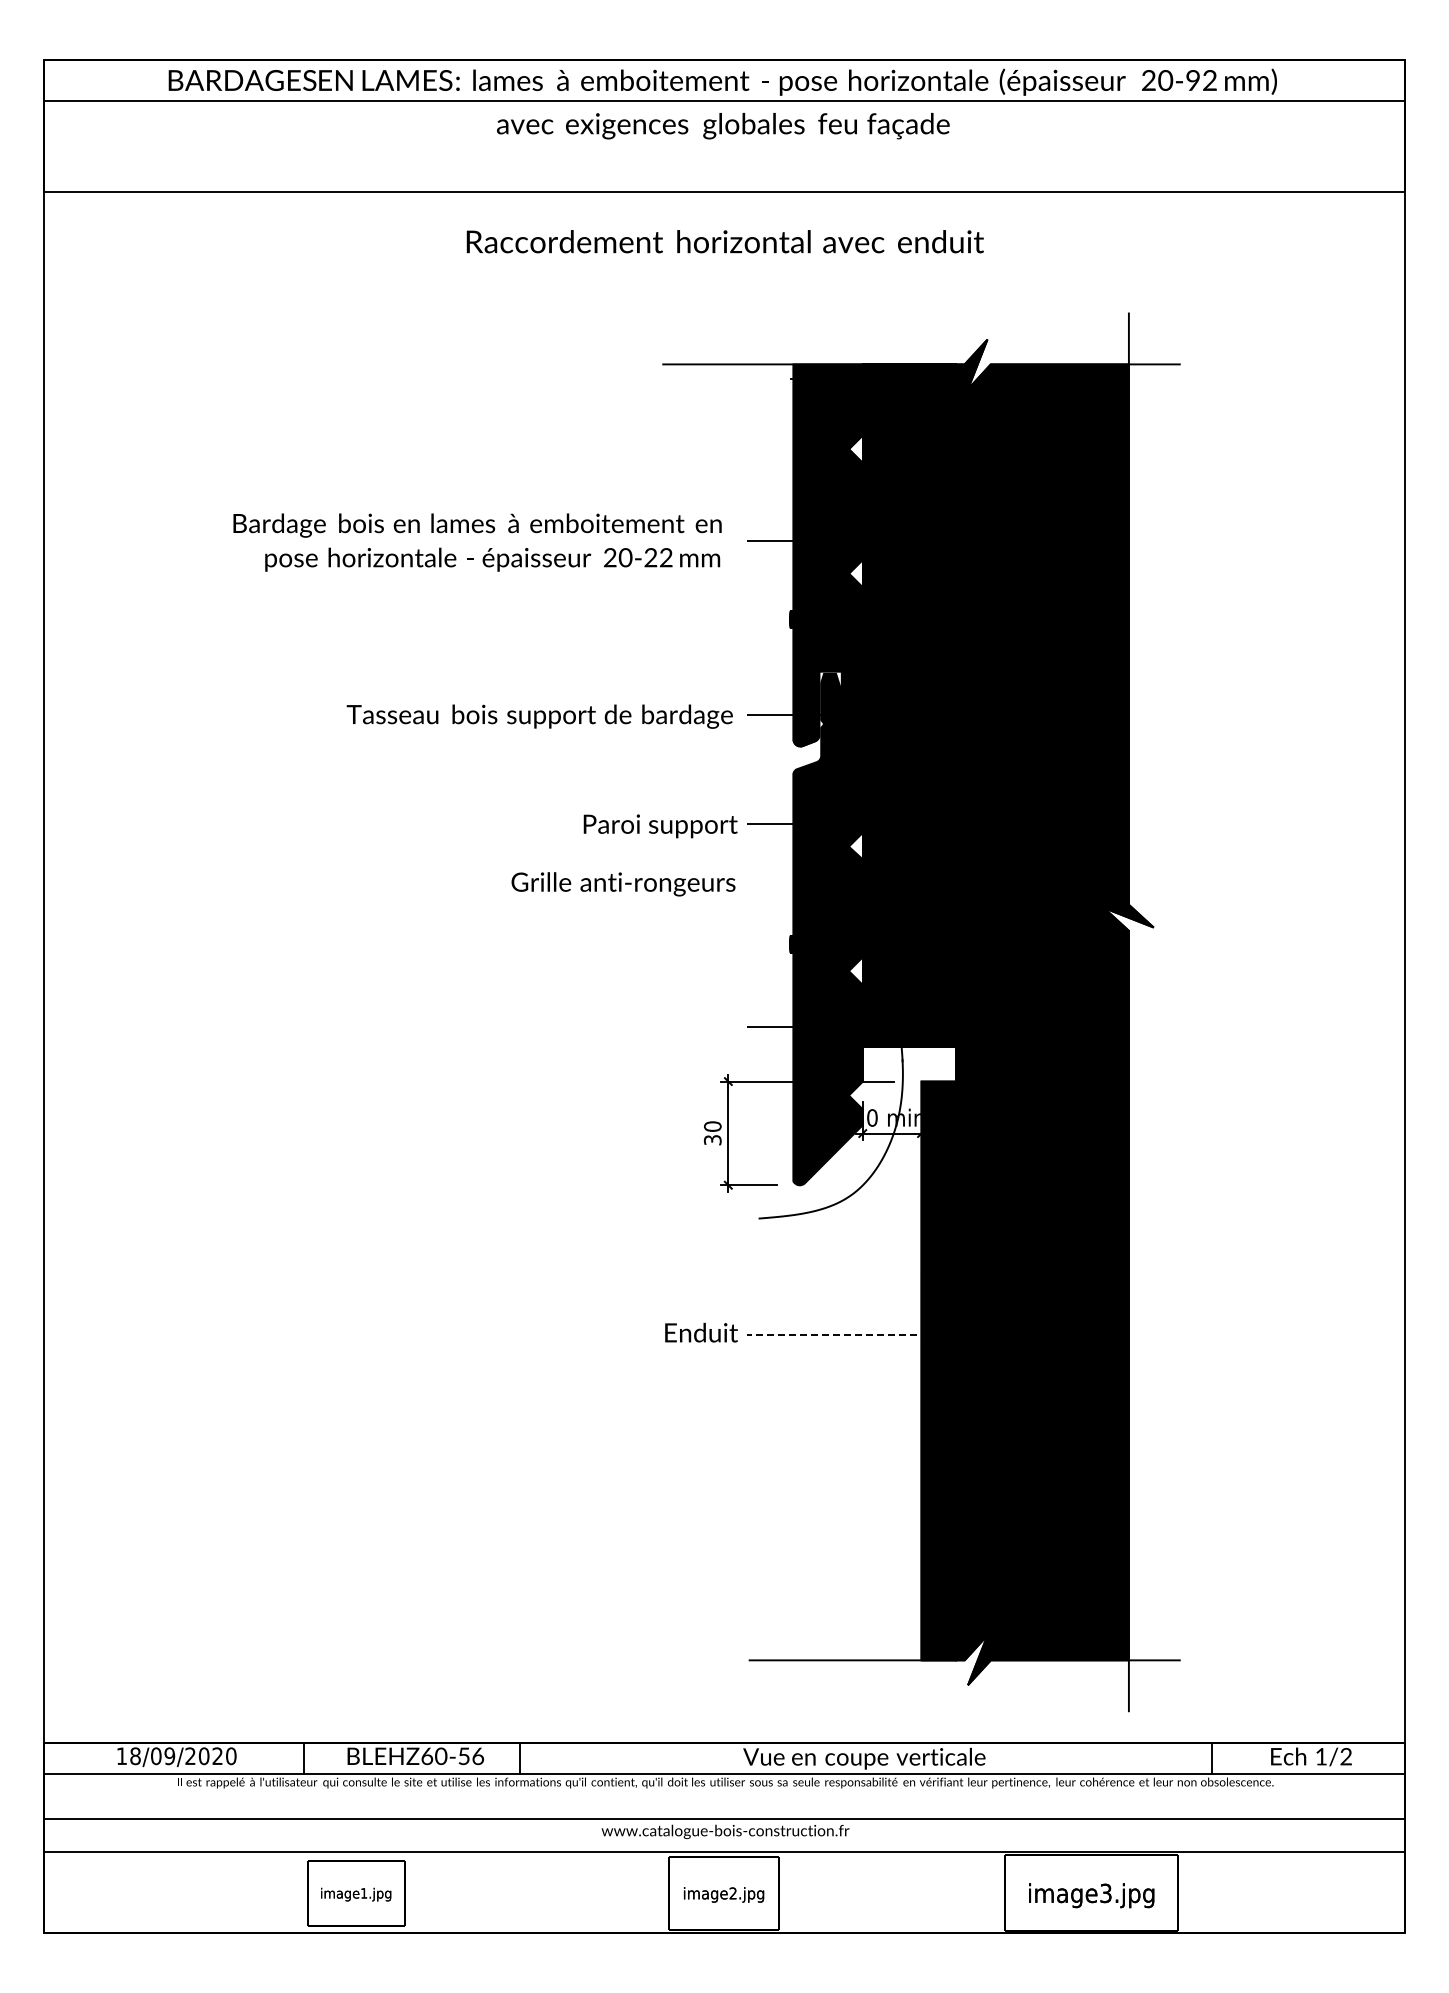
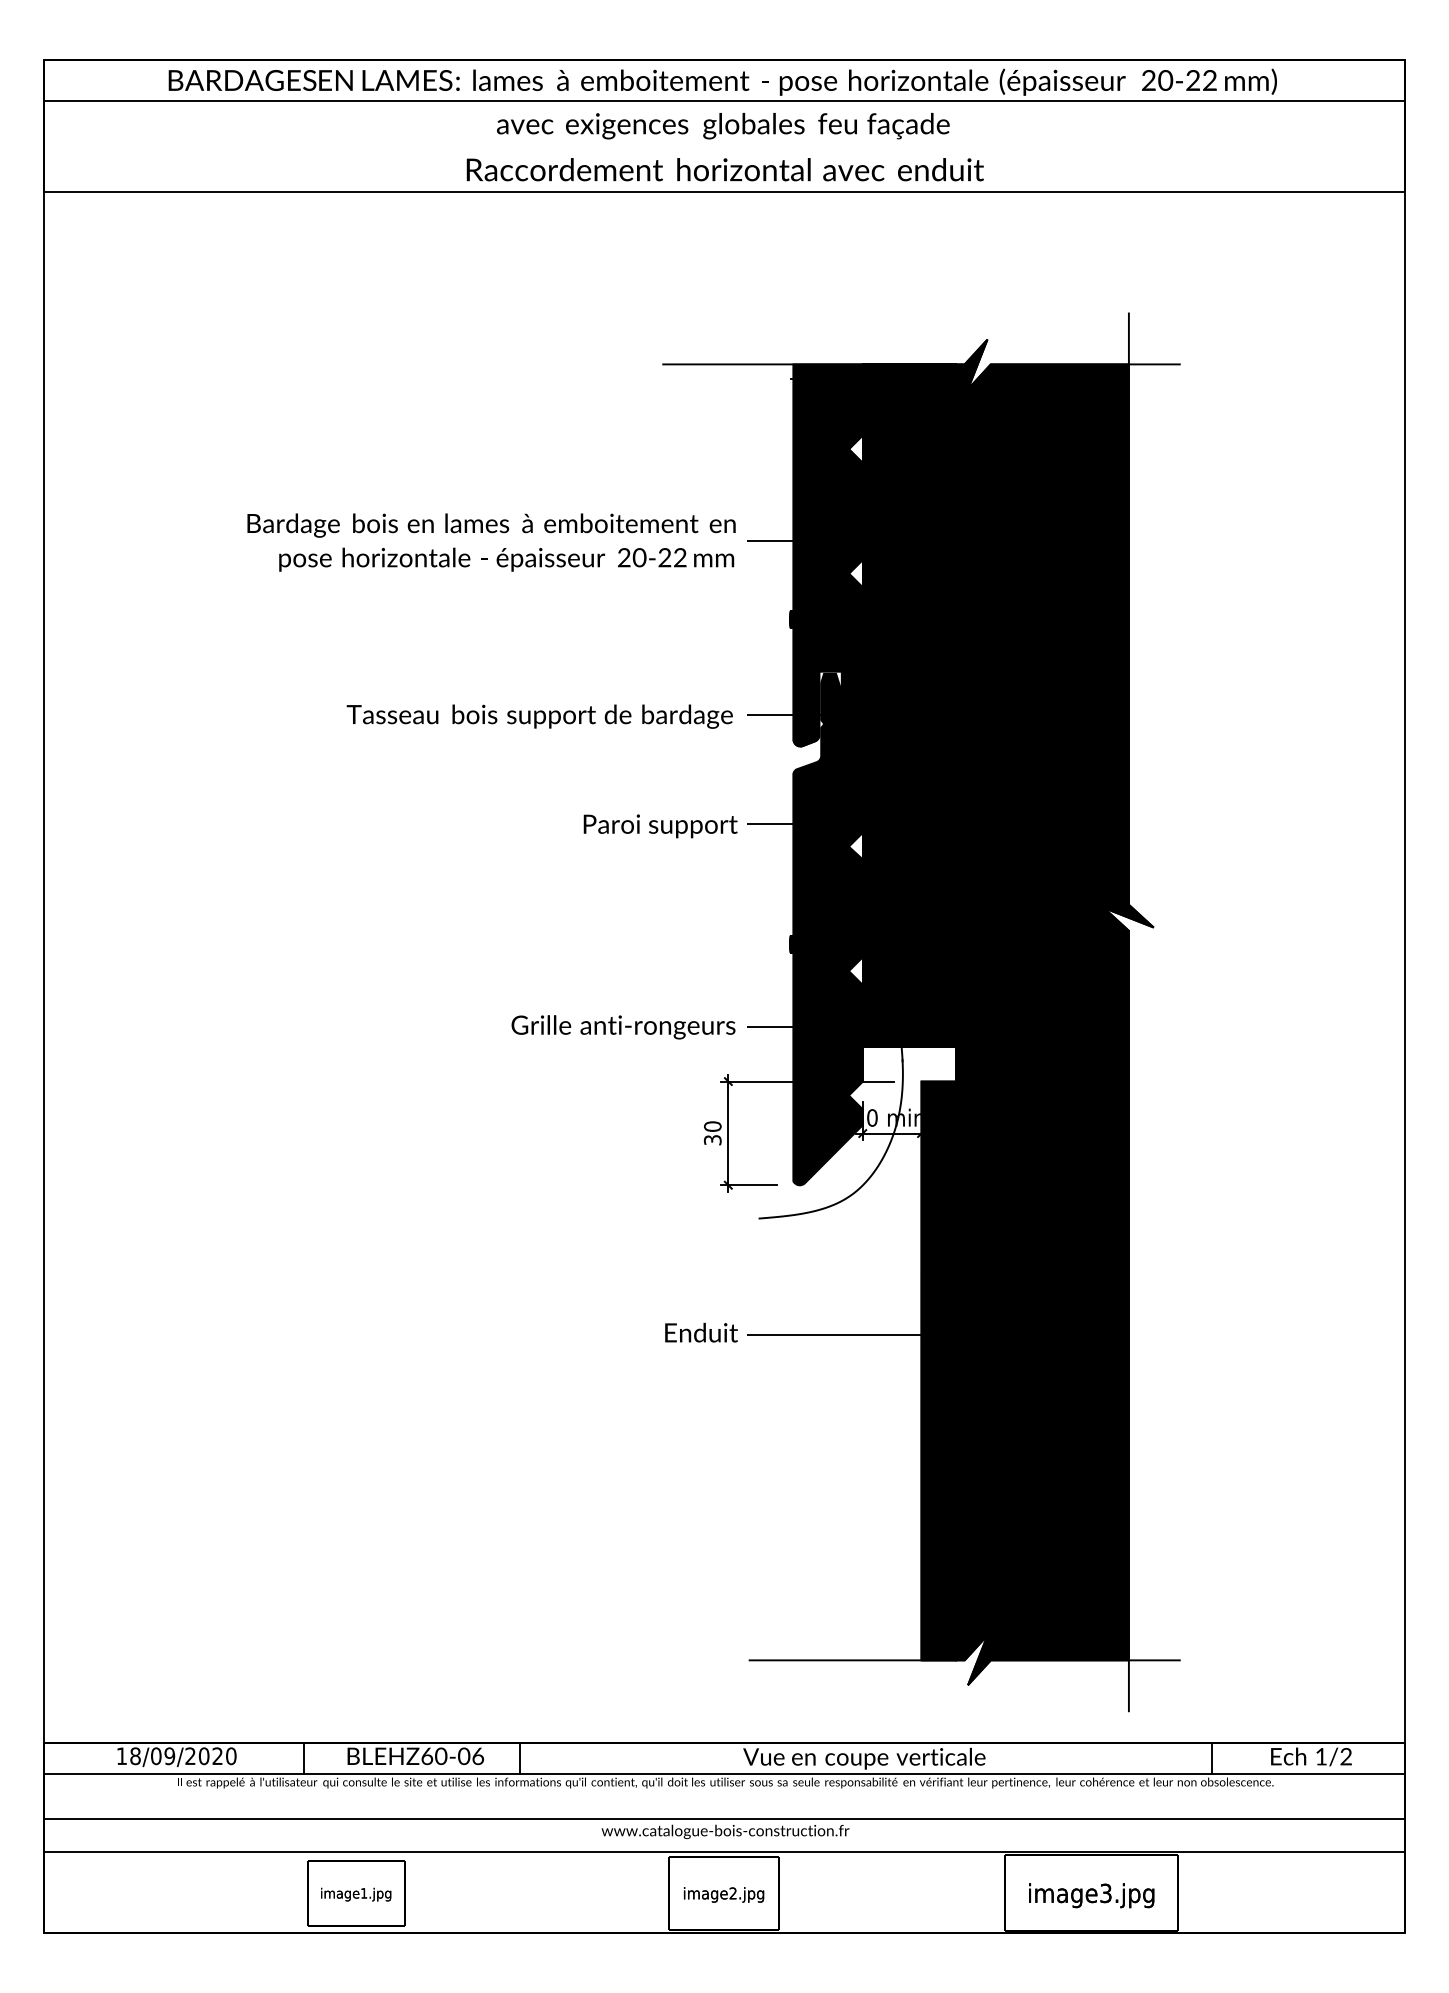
text: 20-92 -> 20-22 (1192, 80)
text position: (724, 241) -> (724, 169) (724, 169)
text position: (477, 542) -> (491, 542) (491, 542)
text position: (623, 884) -> (623, 1027) (623, 1027)
line: dashed -> solid (842, 1334)
text: \c16711848;BLEHZ60-56 -> \c16711848;BLEHZ60-06 (464, 1756)
